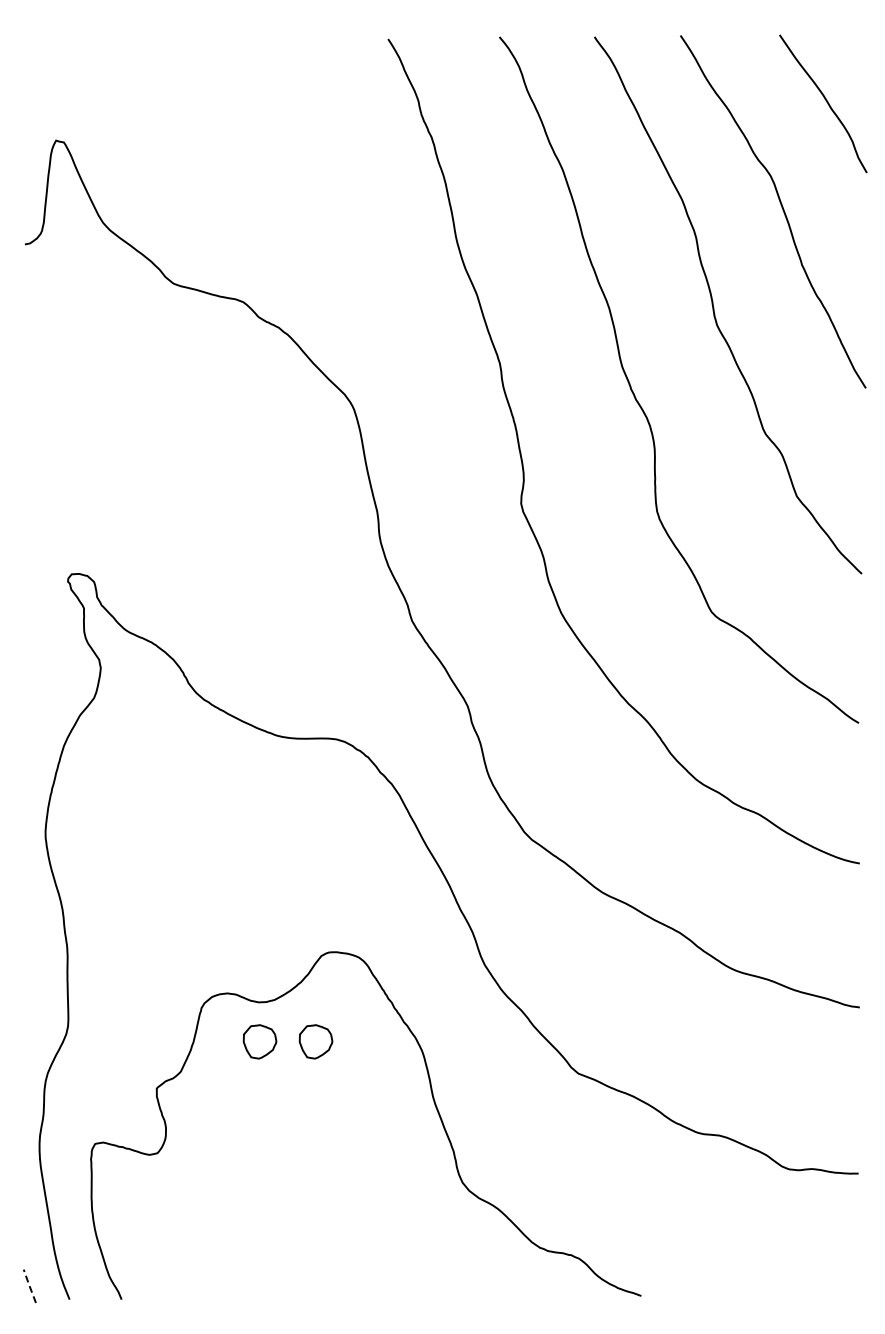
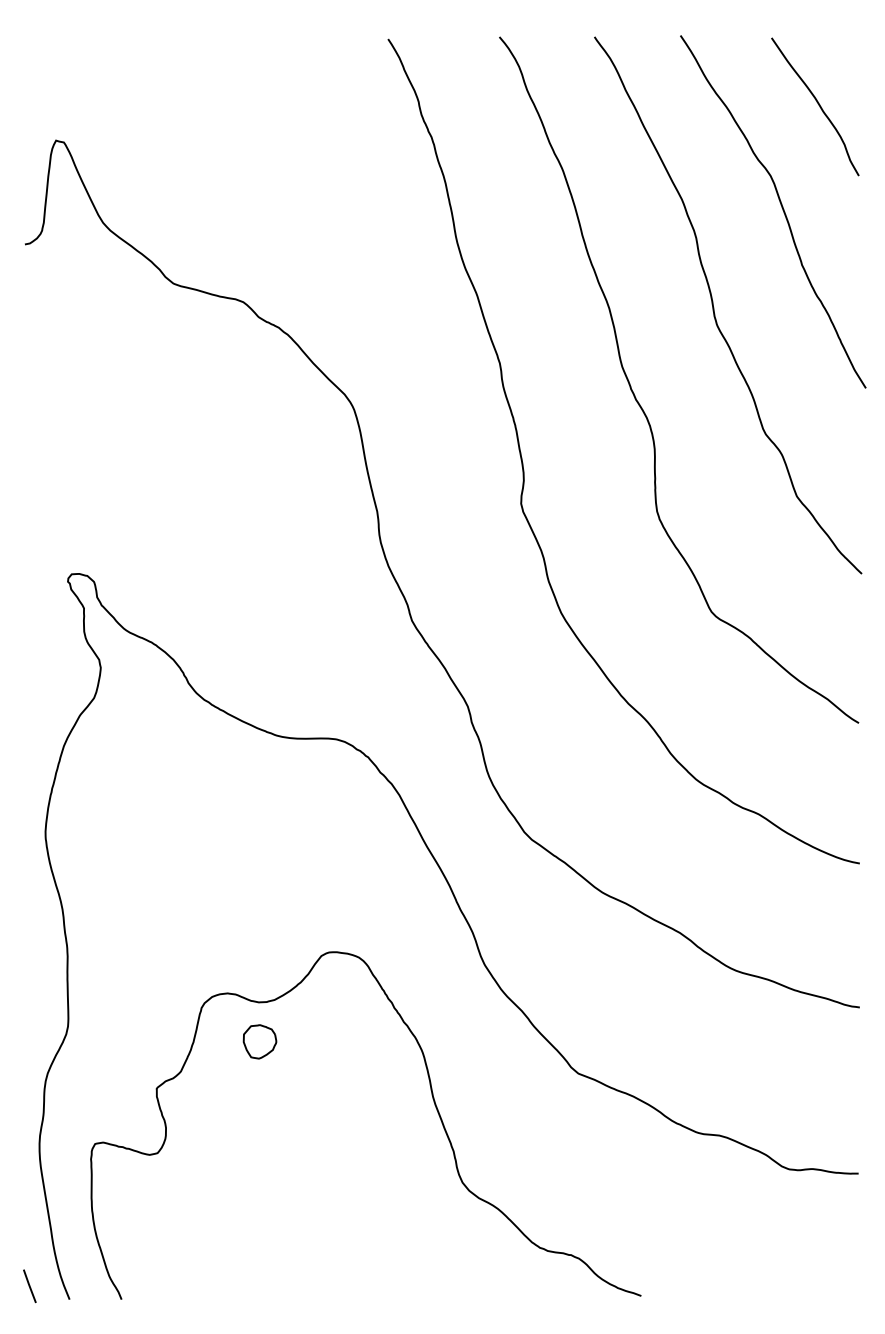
curve position: (826, 102) -> (818, 105) (818, 105)
part: present -> none (315, 1041)
line: dashed -> solid (29, 1285)
